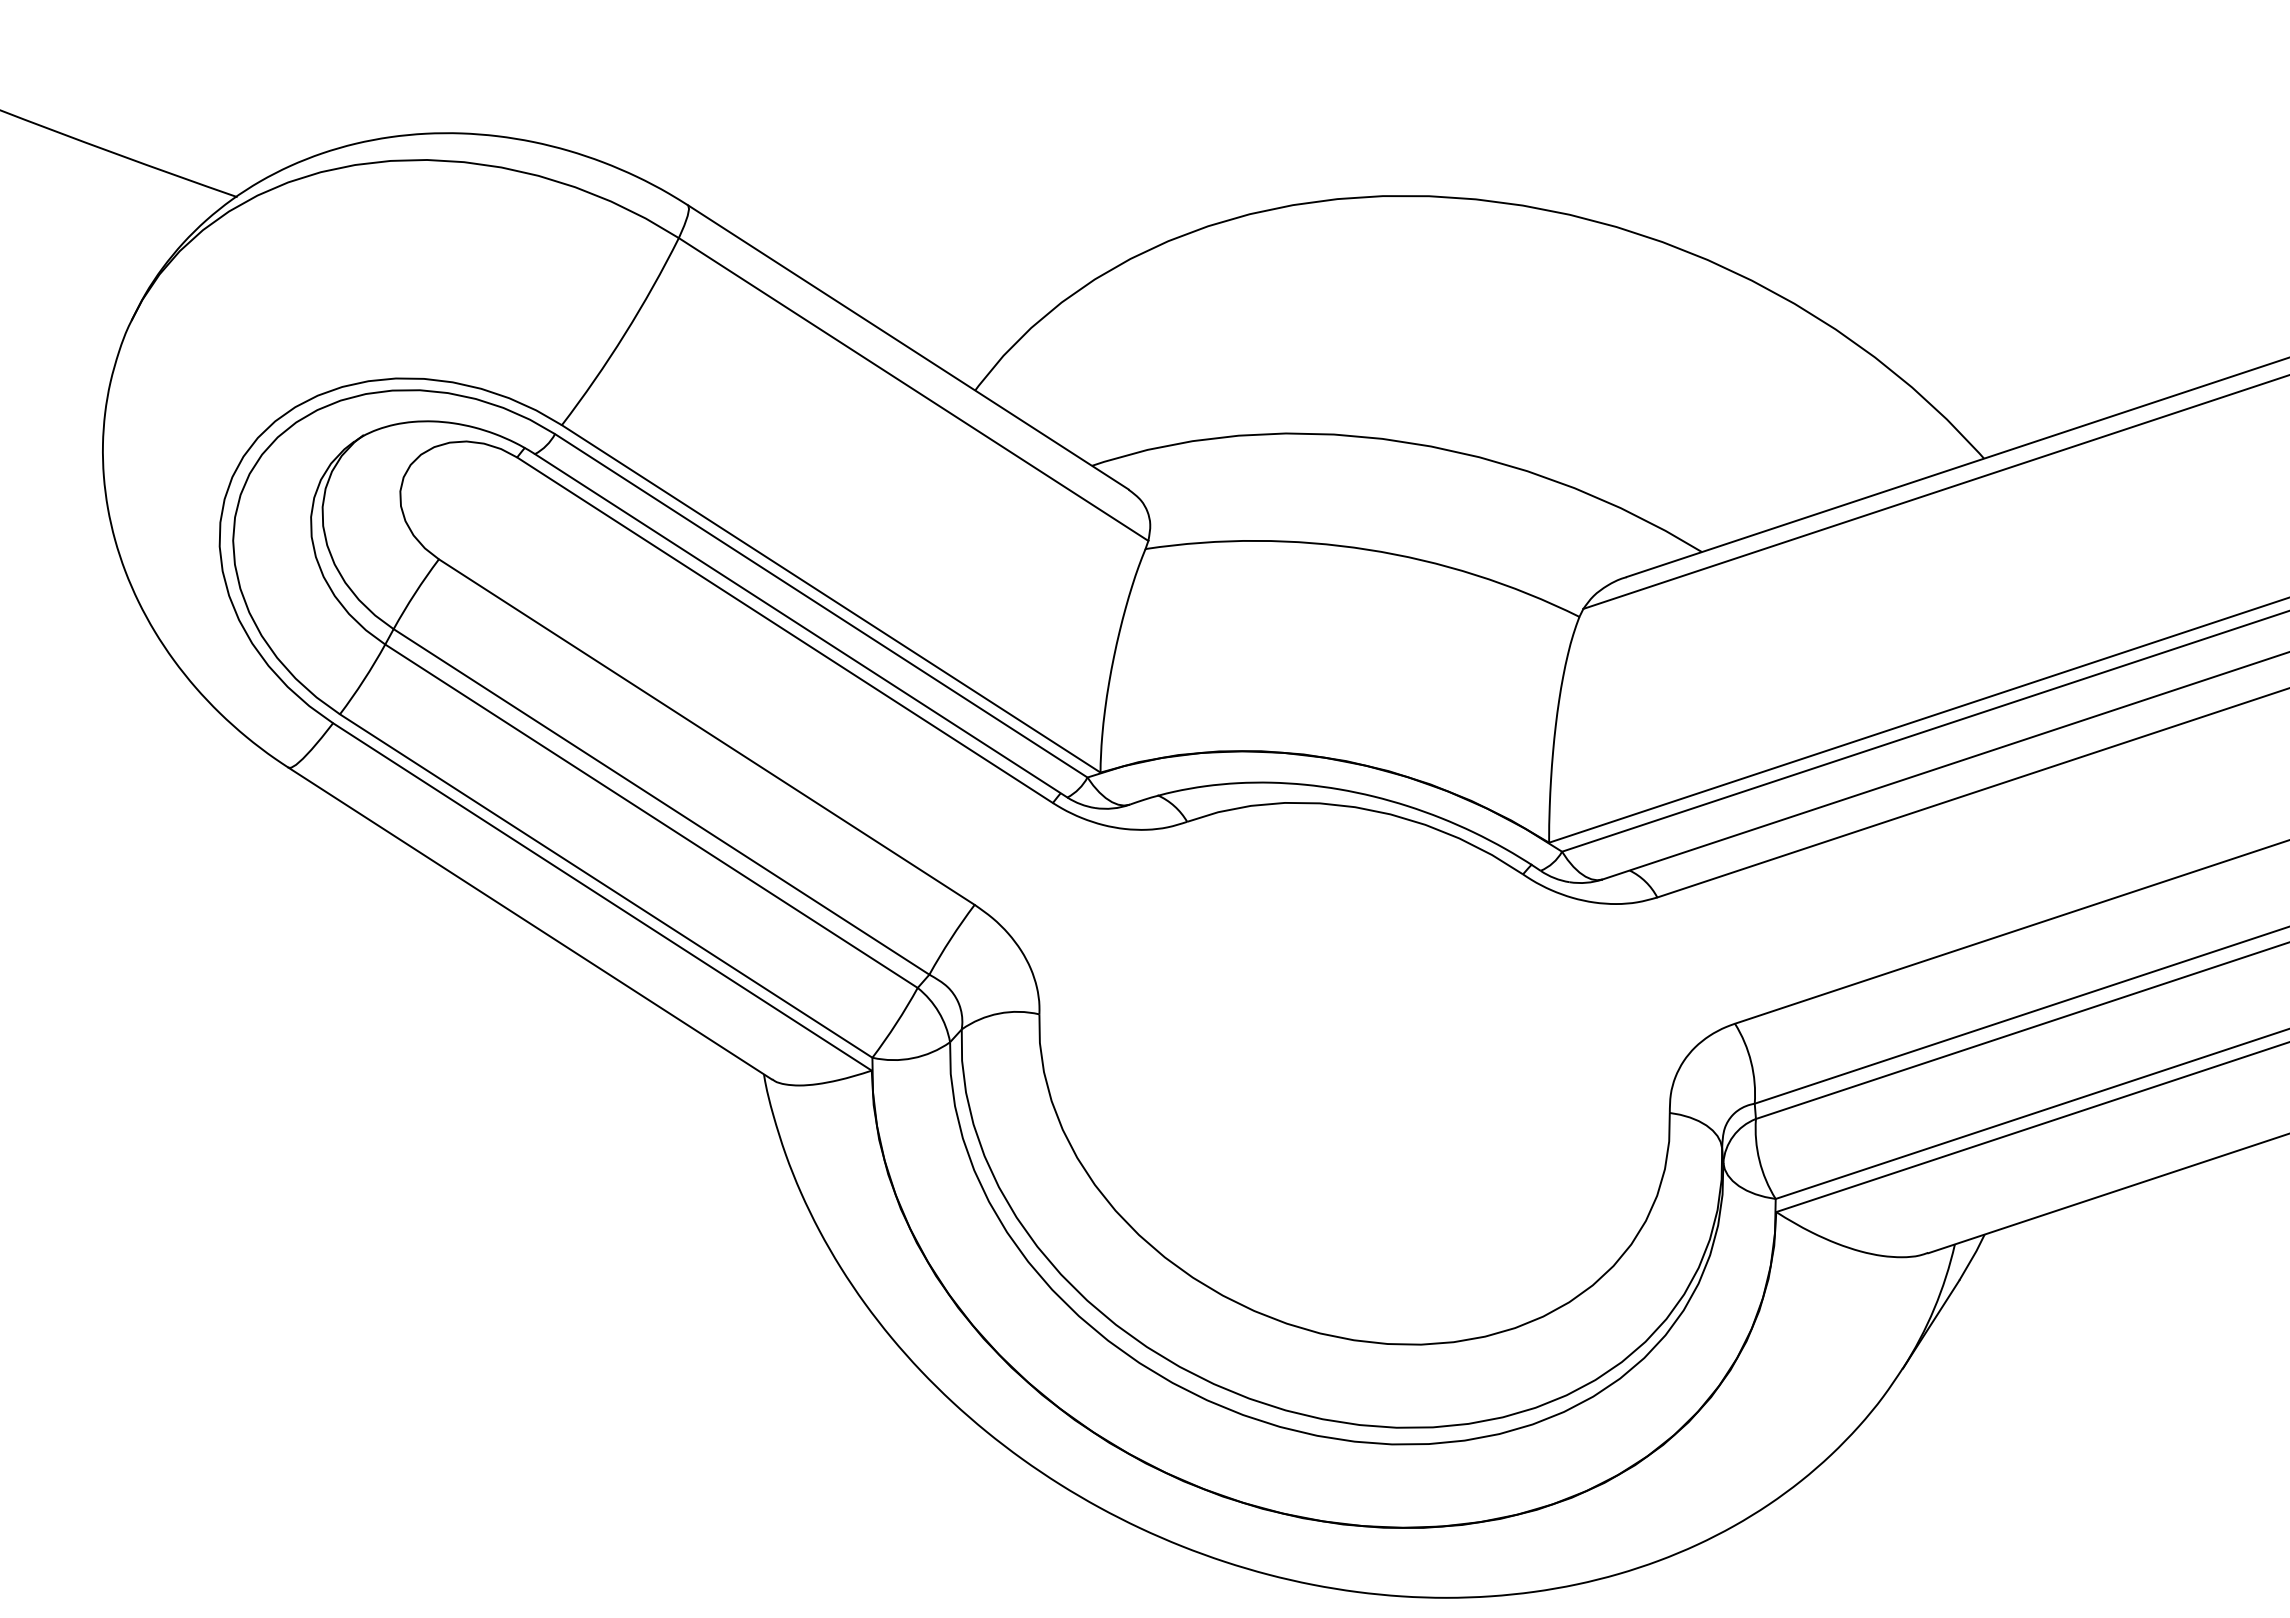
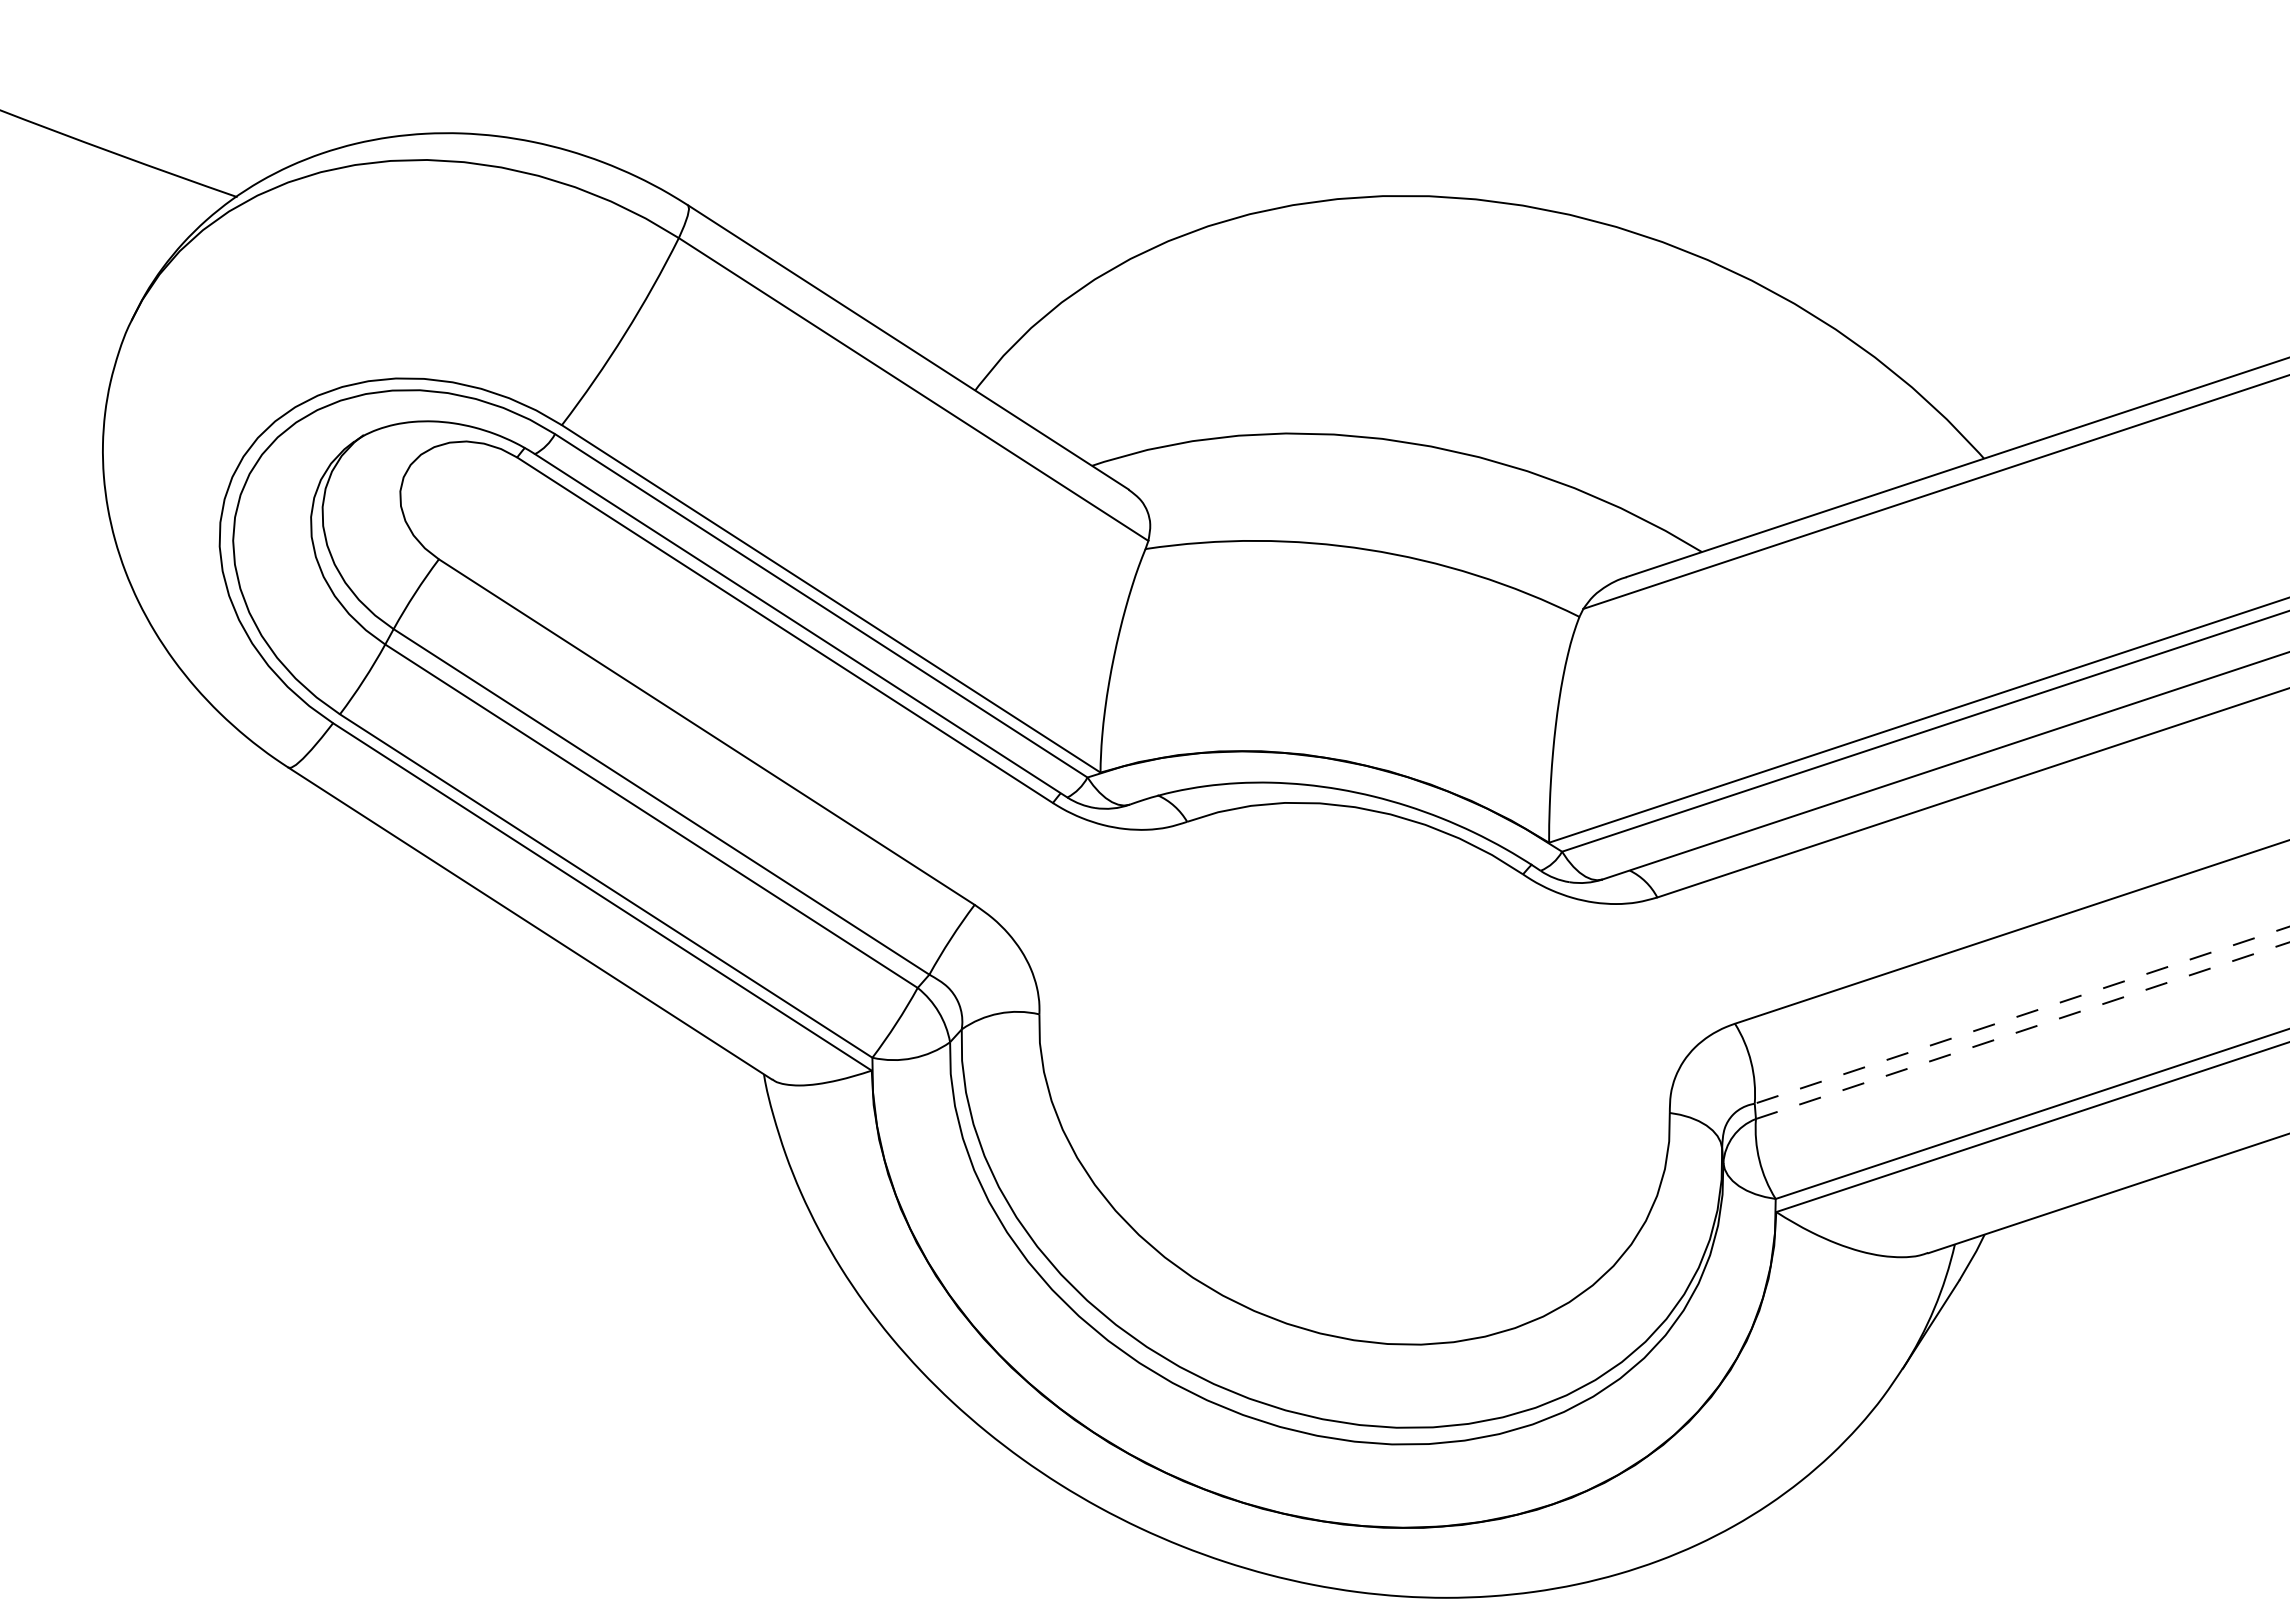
line: solid -> dashed (2022, 1015)
line: solid -> dashed (2022, 1030)
